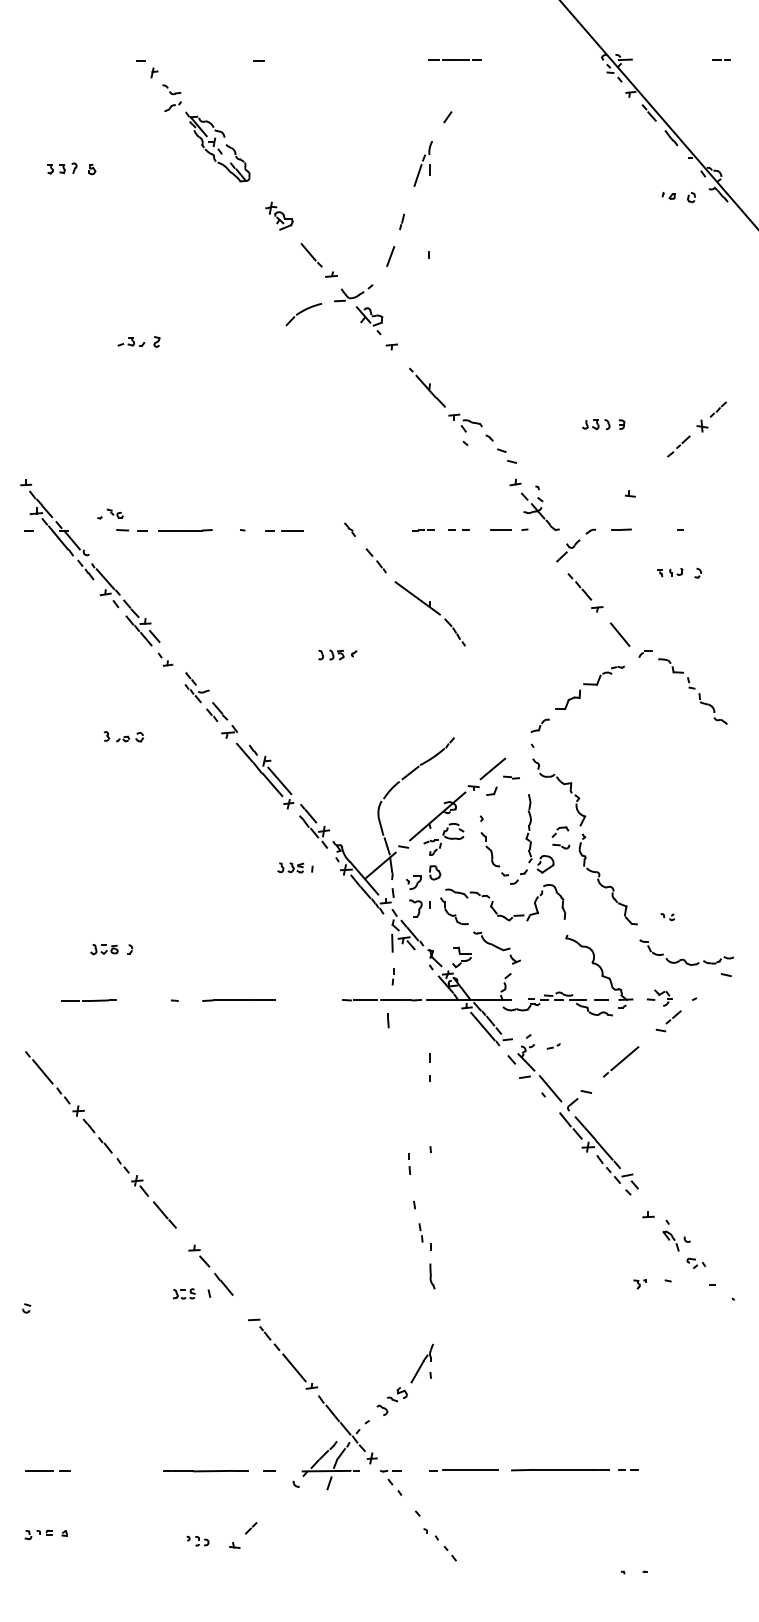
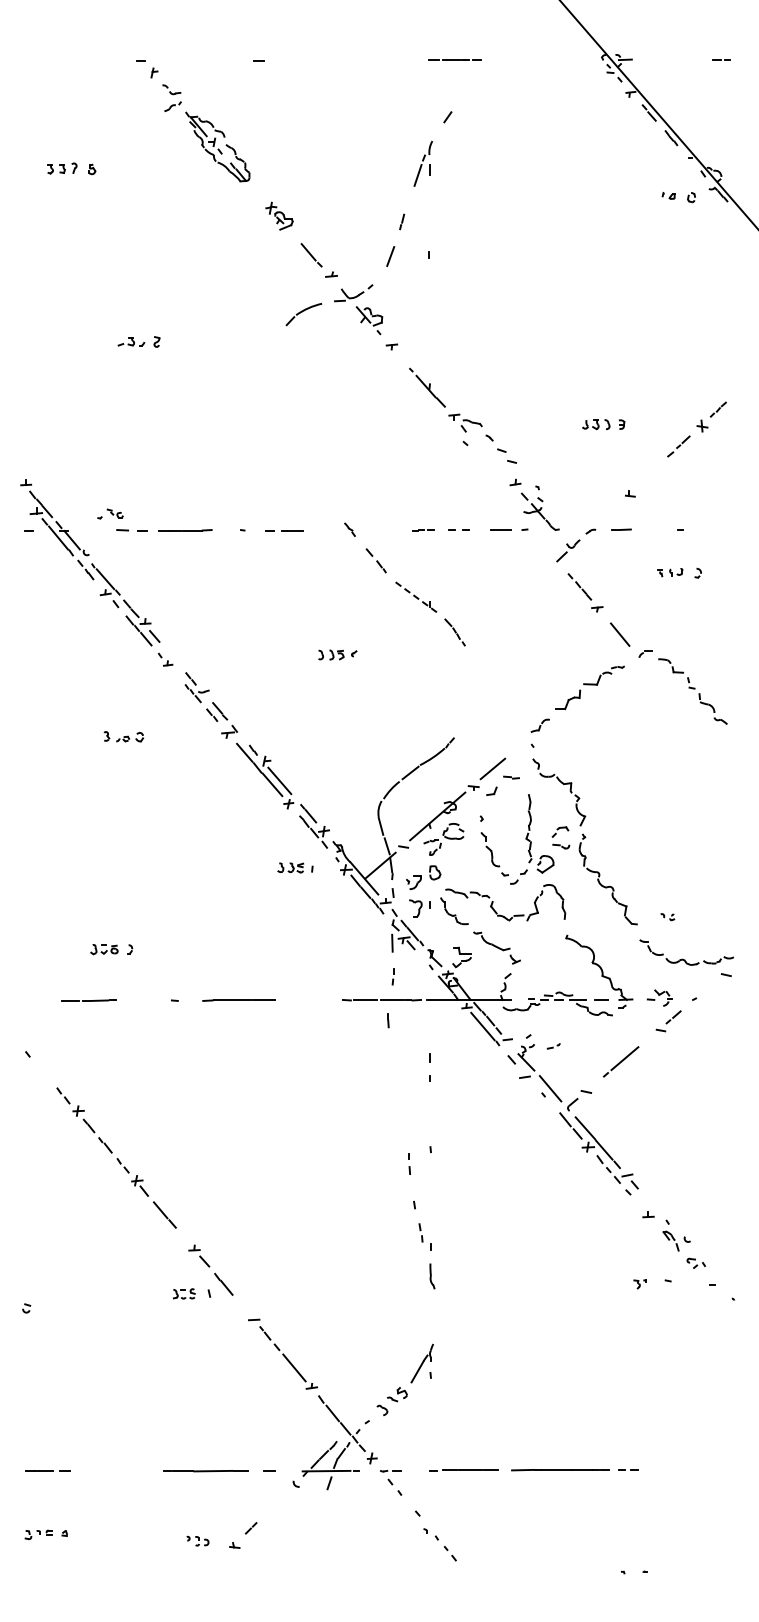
line: solid -> dashed (418, 598)
line: present -> none (42, 1071)
